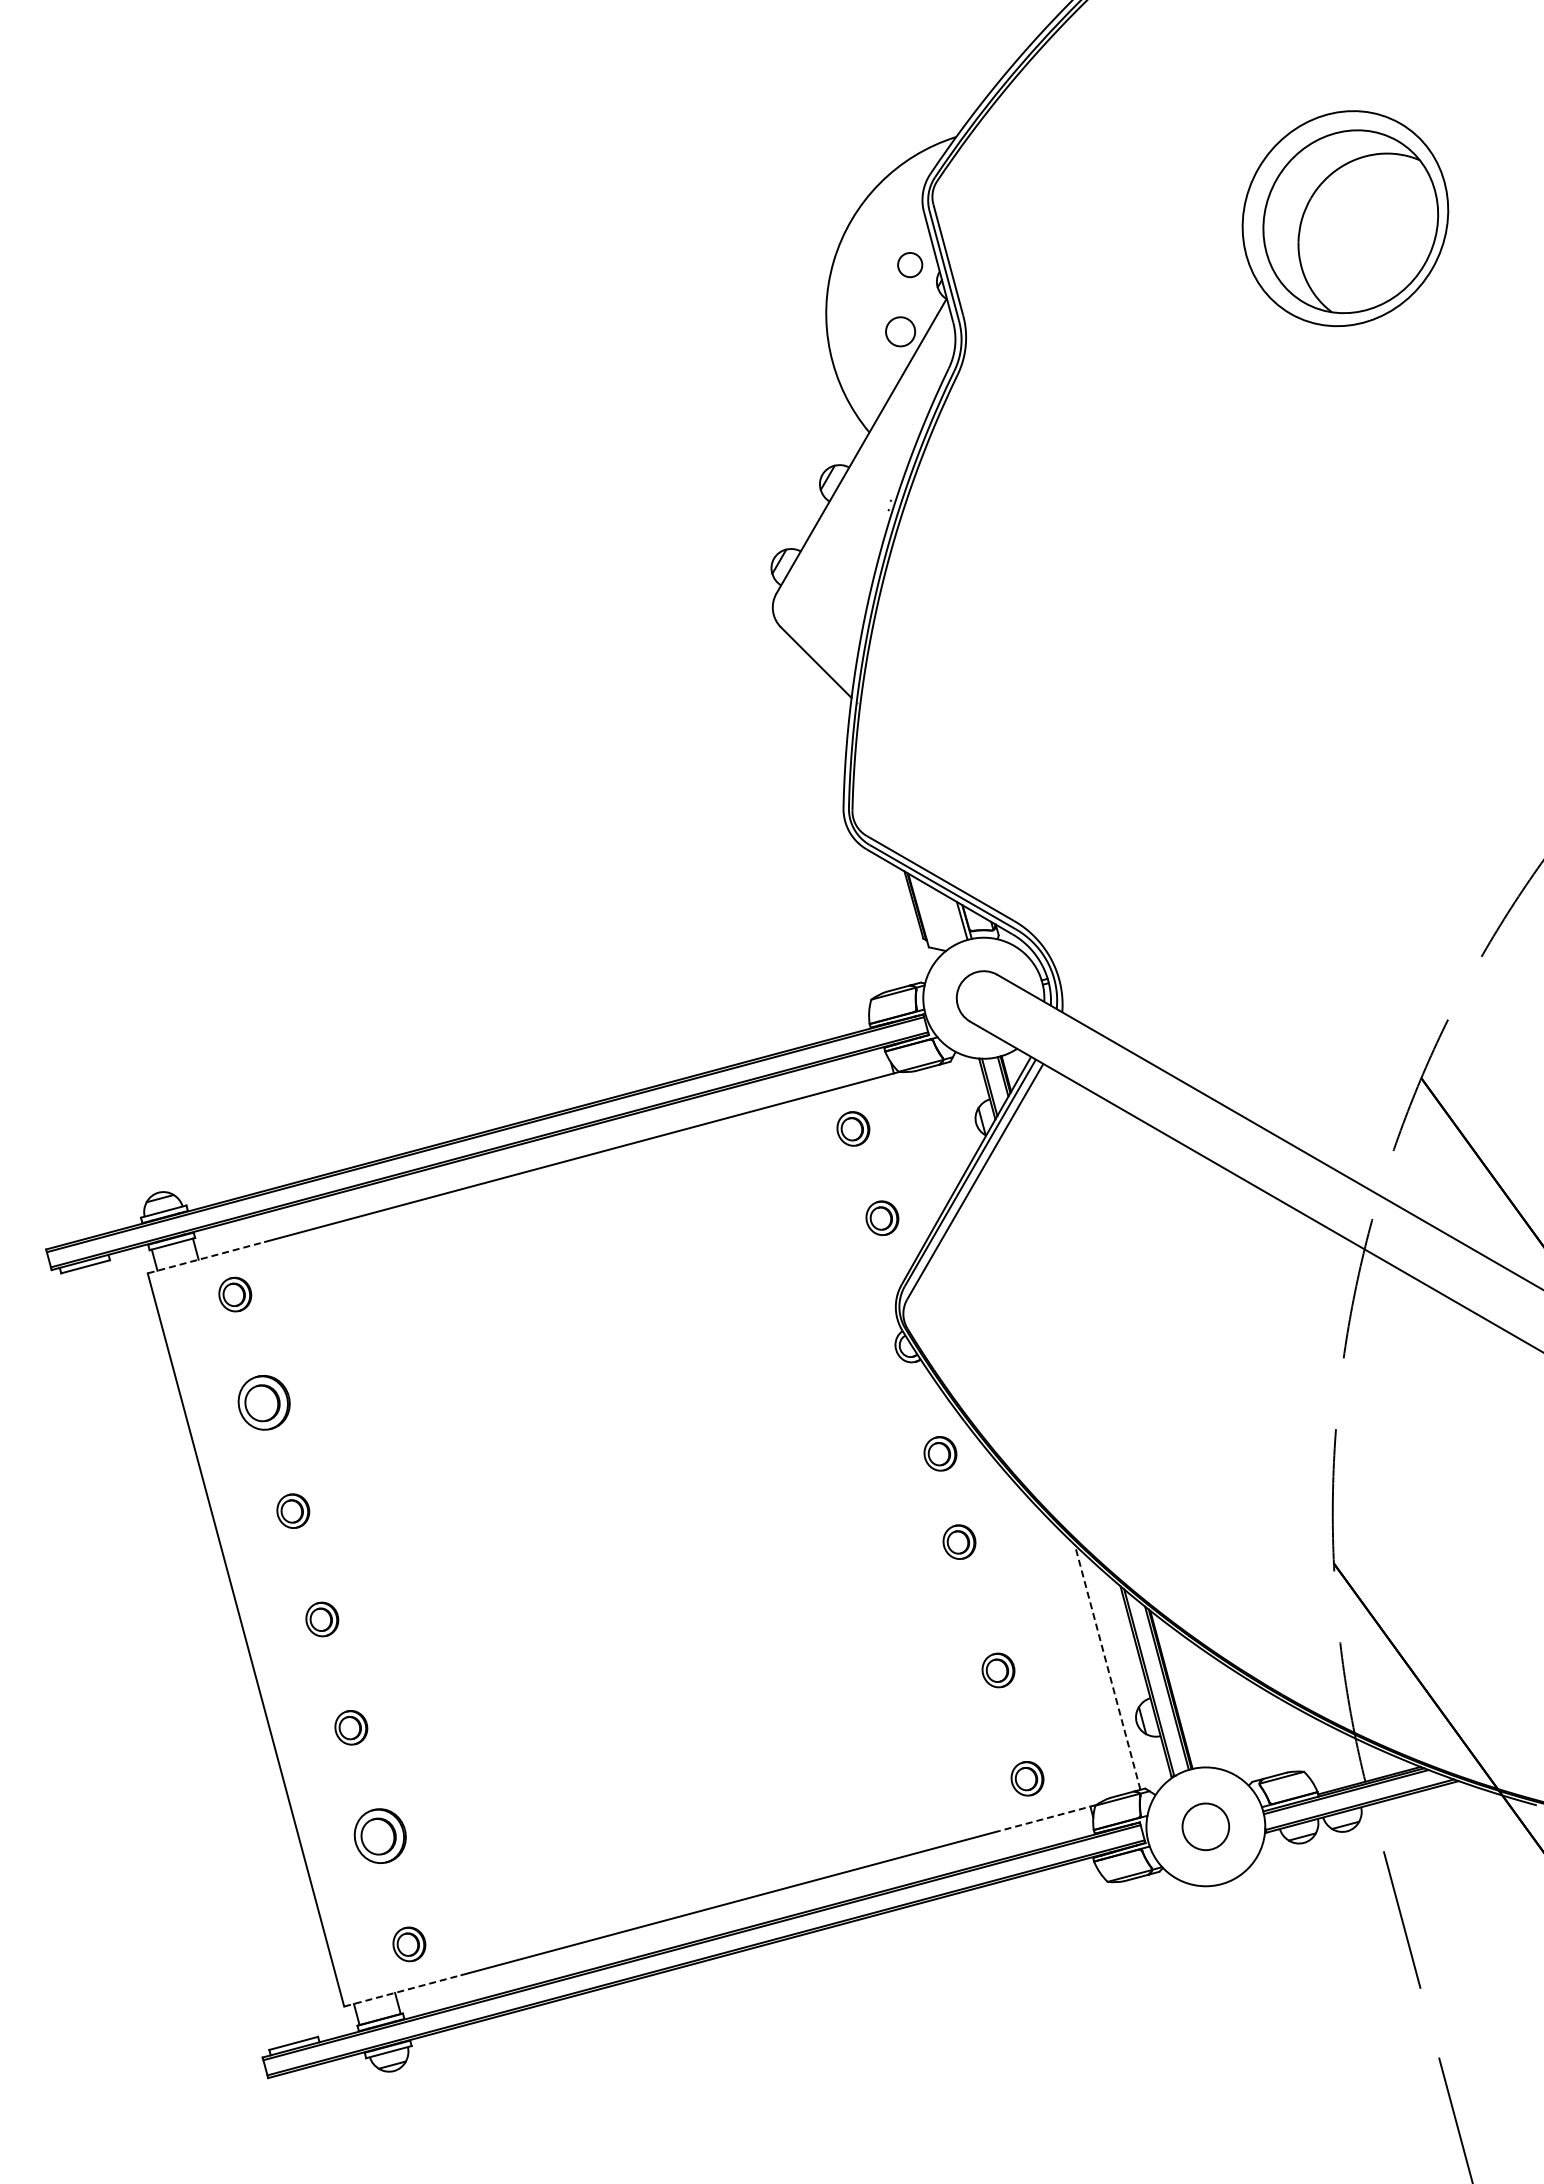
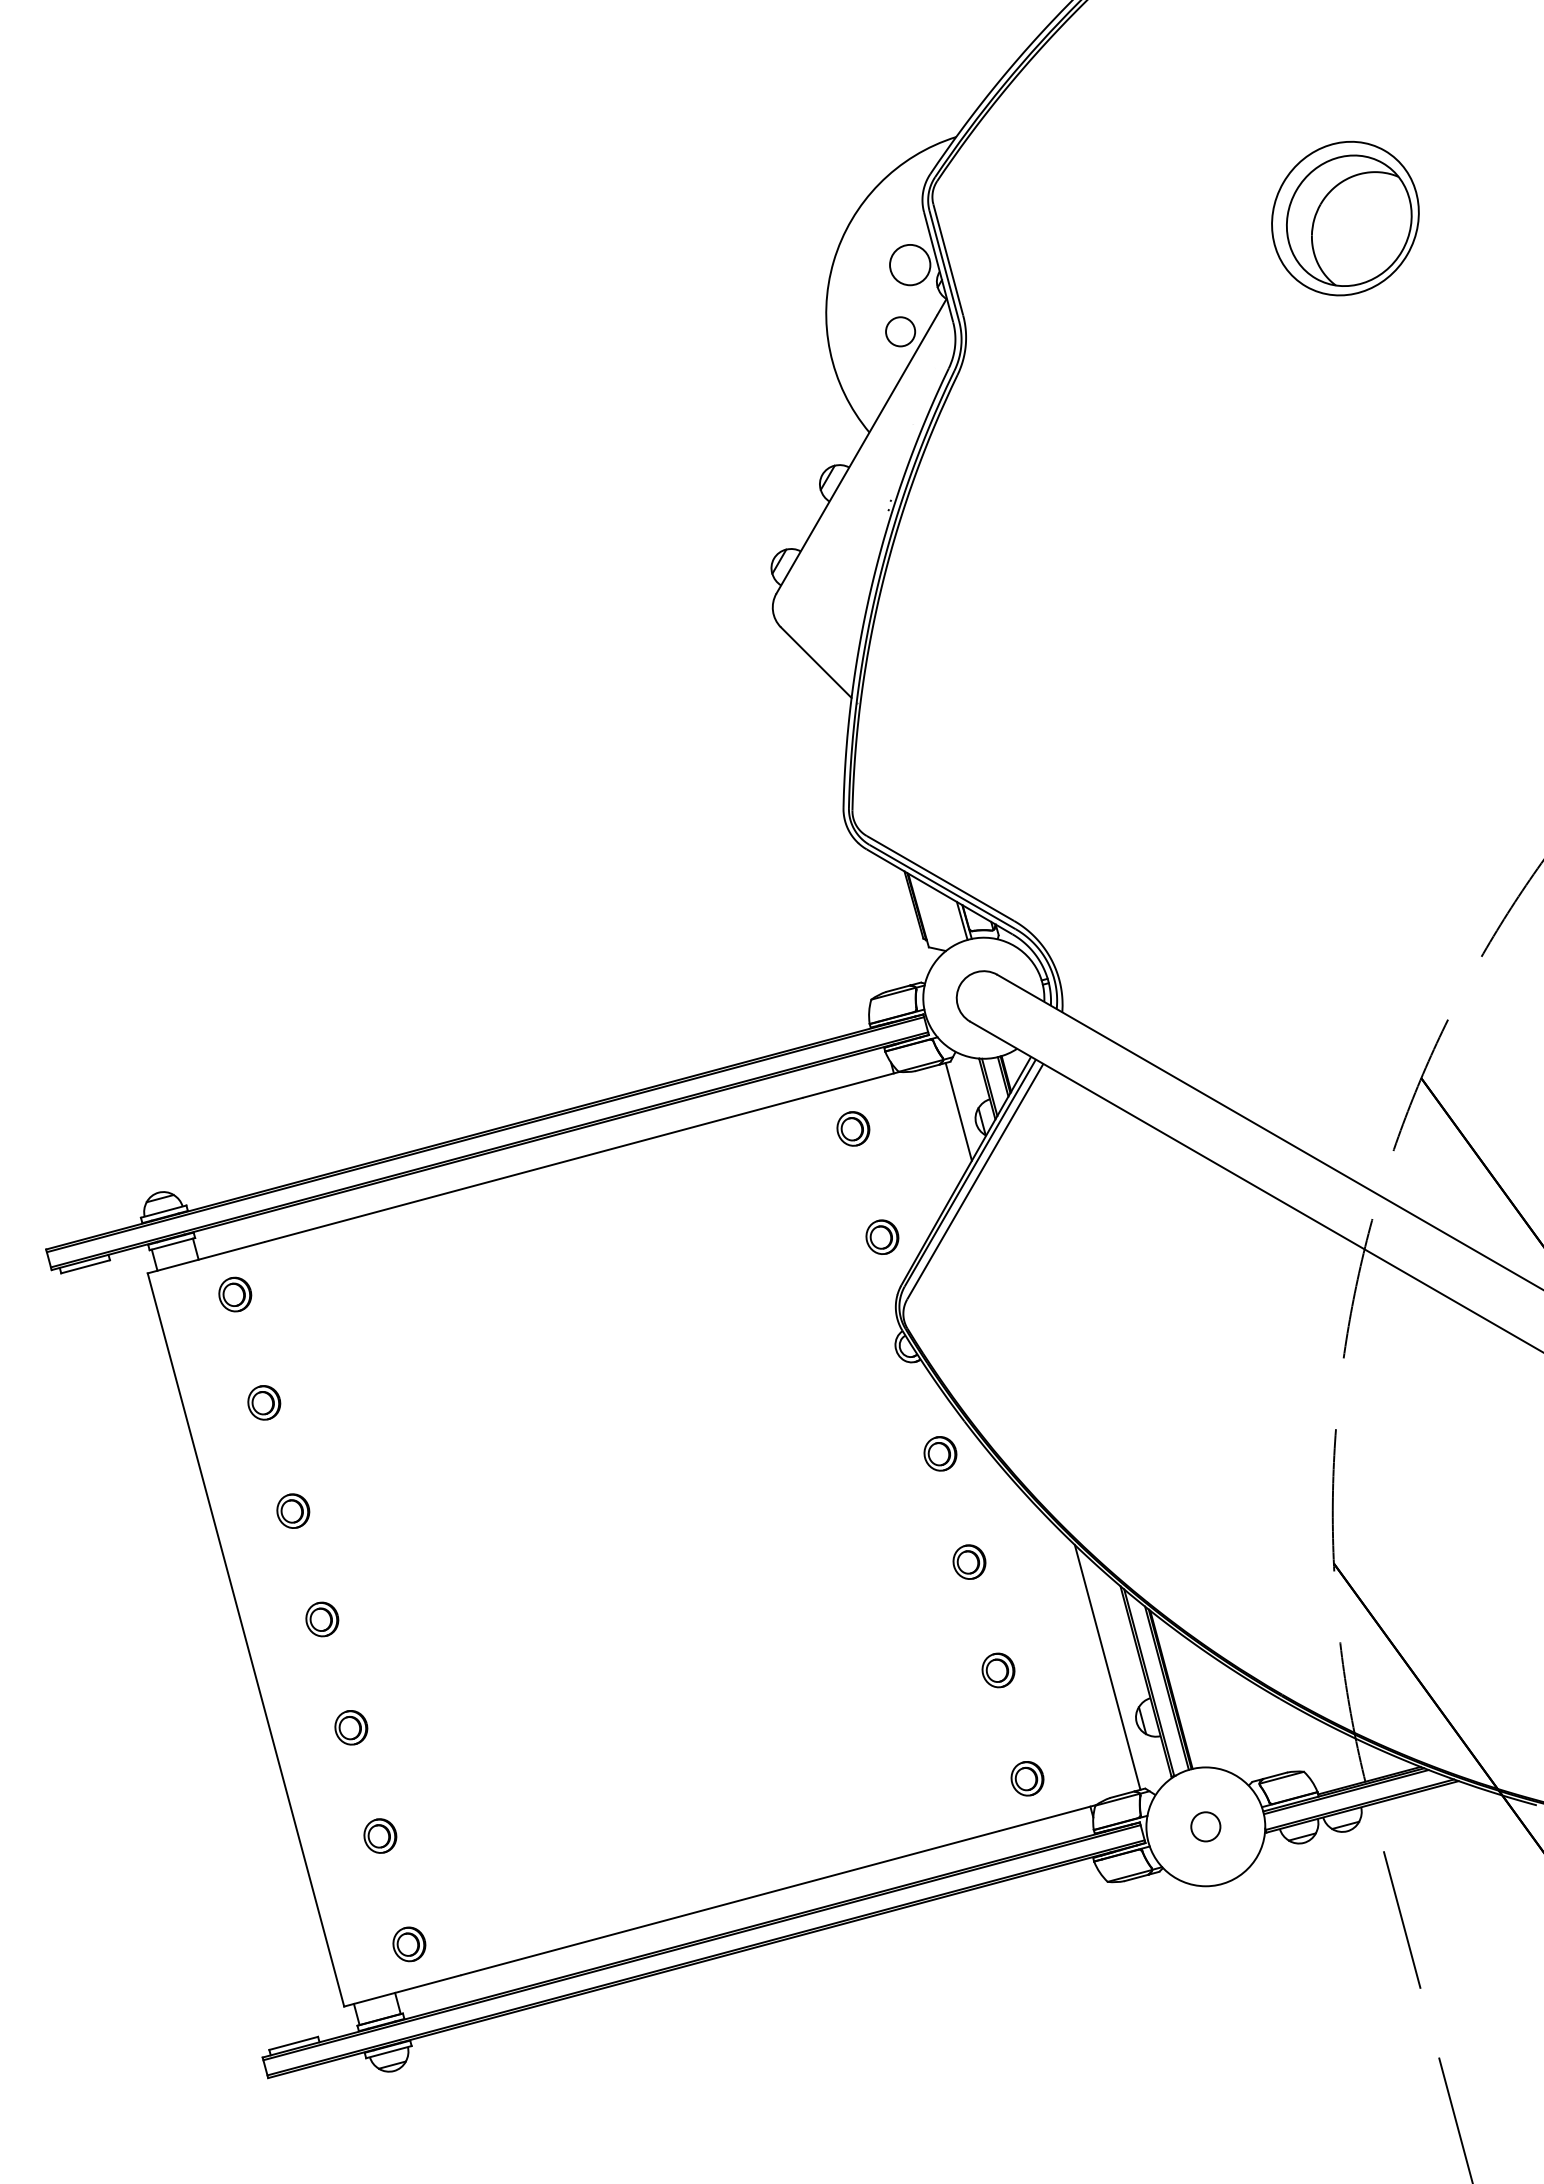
part size: 209x218 px -> 149x157 px (1345, 218)
circle diameter: 24 px -> 40 px (910, 264)
line: none -> present (958, 1111)
part position: (882, 1217) -> (882, 1236) (882, 1236)
line: dashed -> solid (206, 1257)
part size: 54x56 px -> 35x36 px (264, 1402)
part position: (959, 1541) -> (969, 1561) (969, 1561)
line: dashed -> solid (1107, 1667)
line: dashed -> solid (1048, 1817)
circle diameter: 47 px -> 29 px (1205, 1826)
part size: 54x56 px -> 35x36 px (380, 1835)
line: dashed -> solid (402, 1990)
